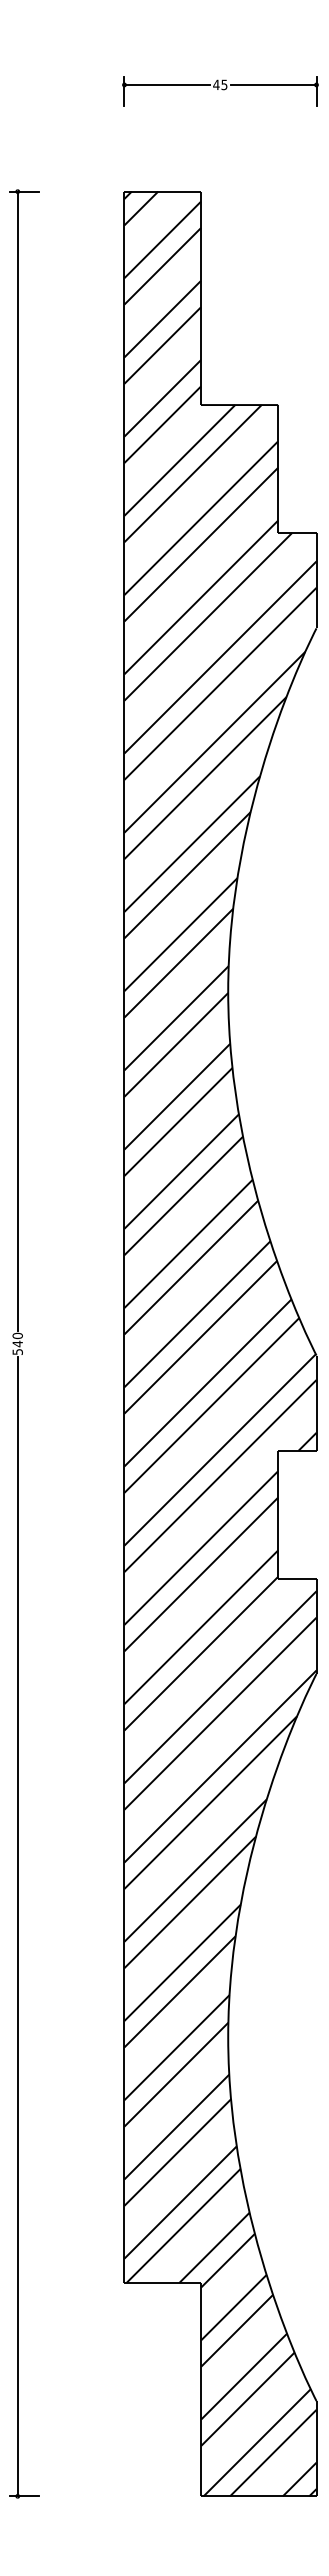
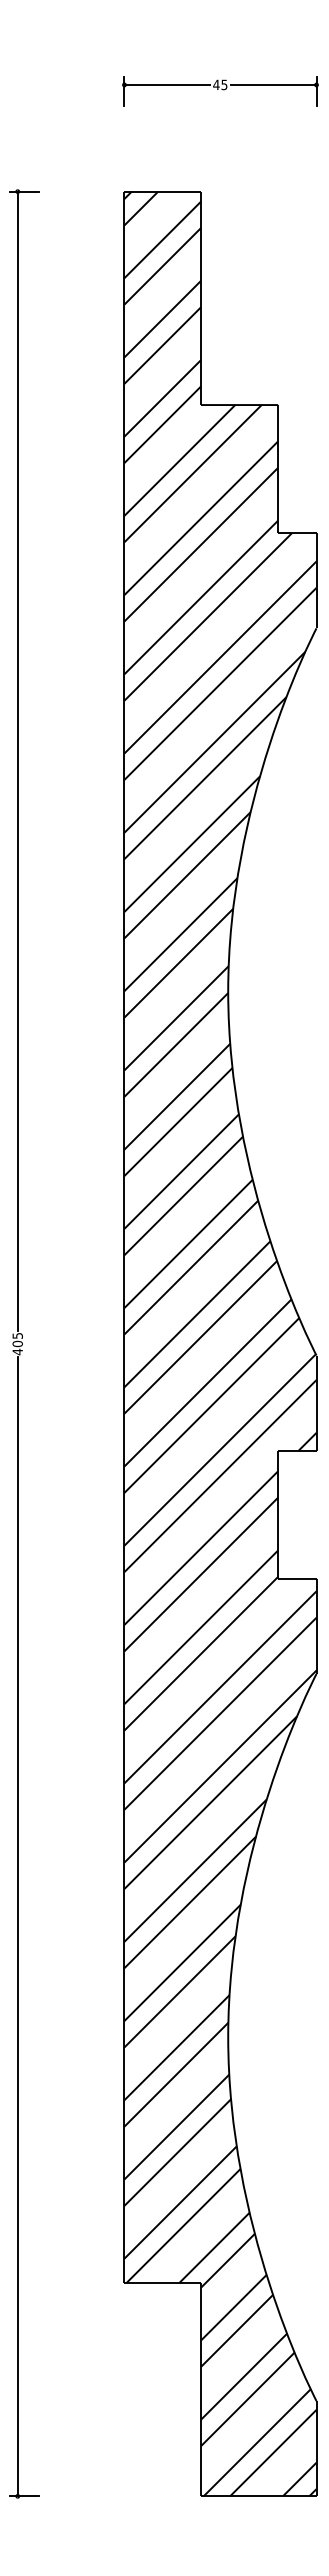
text: 540 -> 405 (17, 1343)
